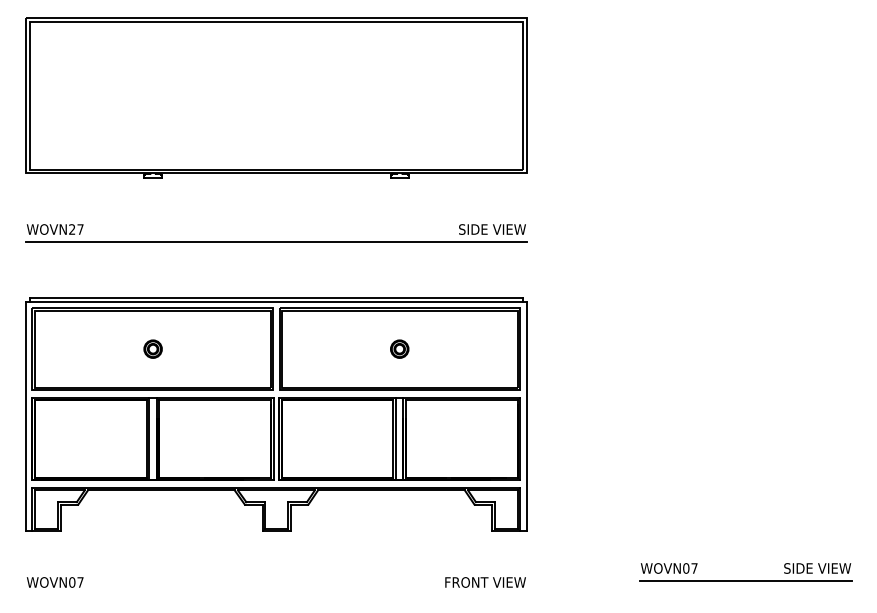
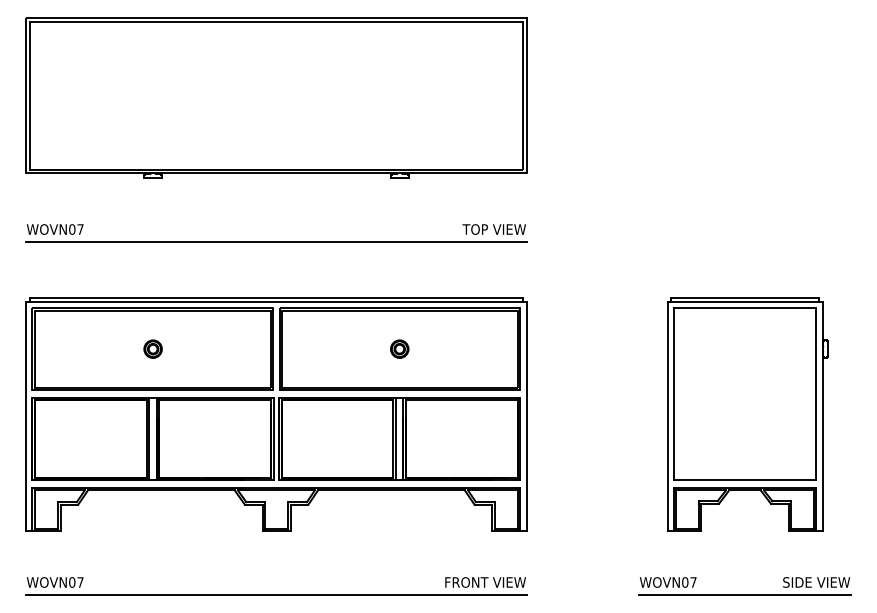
text: WOVN27 -> WOVN07 (72, 229)
text: SIDE VIEW -> TOP VIEW (473, 229)
part: none -> present (747, 414)
part position: (745, 580) -> (744, 594) (744, 594)
line: none -> present (276, 594)
